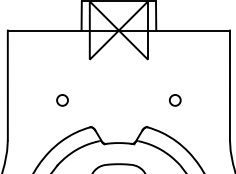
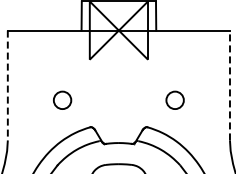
line: solid -> dashed (7, 85)
line: solid -> dashed (229, 85)
circle size: 13x13 px -> 20x20 px (62, 99)
circle size: 13x13 px -> 20x20 px (174, 99)
